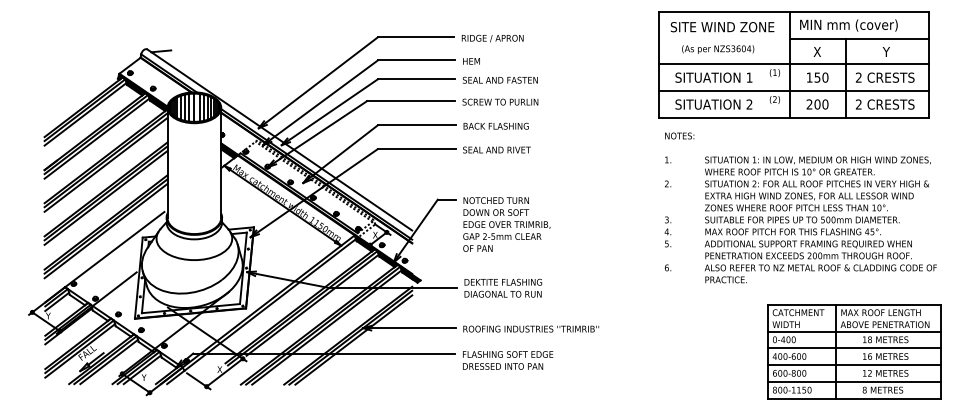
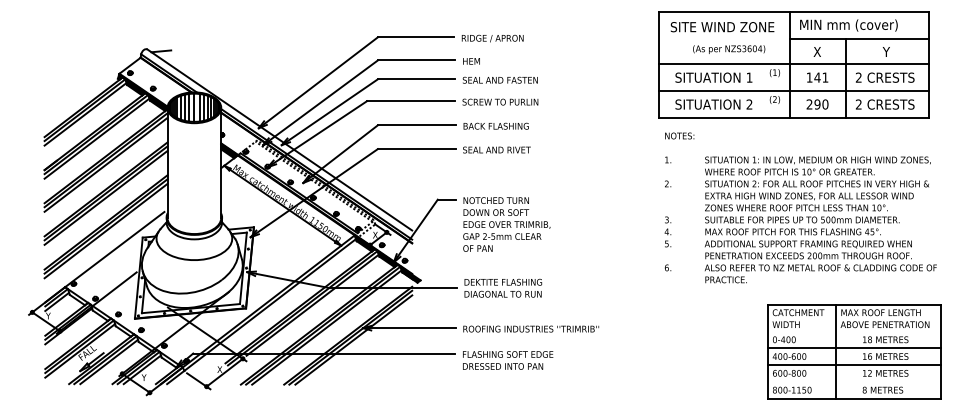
text position: (718, 49) -> (729, 49) (729, 49)
text: 150 -> 141 (821, 77)
text: 200 -> 290 (817, 104)
line: present -> none (854, 331)
line: present -> none (854, 381)
